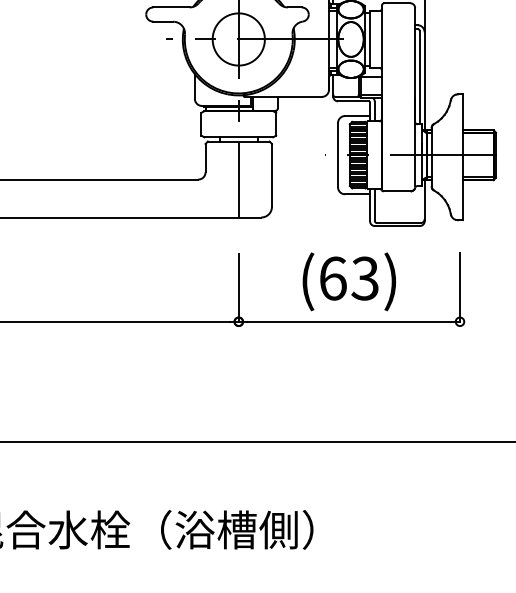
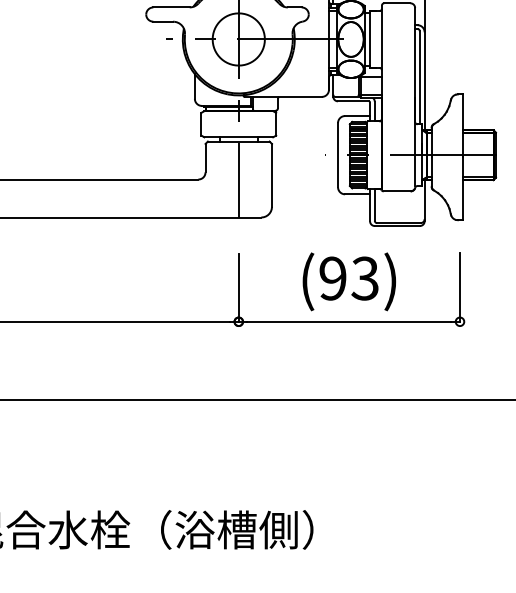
text: (63) -> (93) (332, 278)
line position: (257, 441) -> (257, 399) (257, 399)
